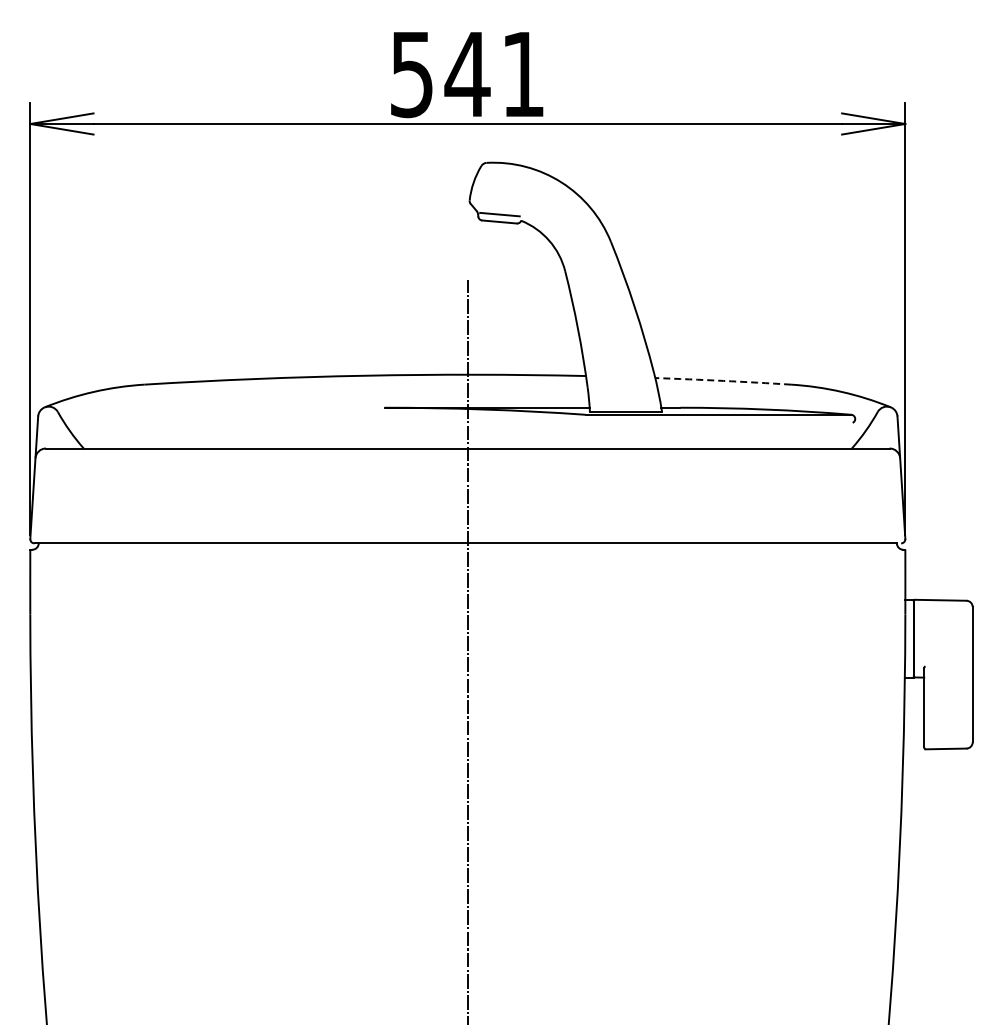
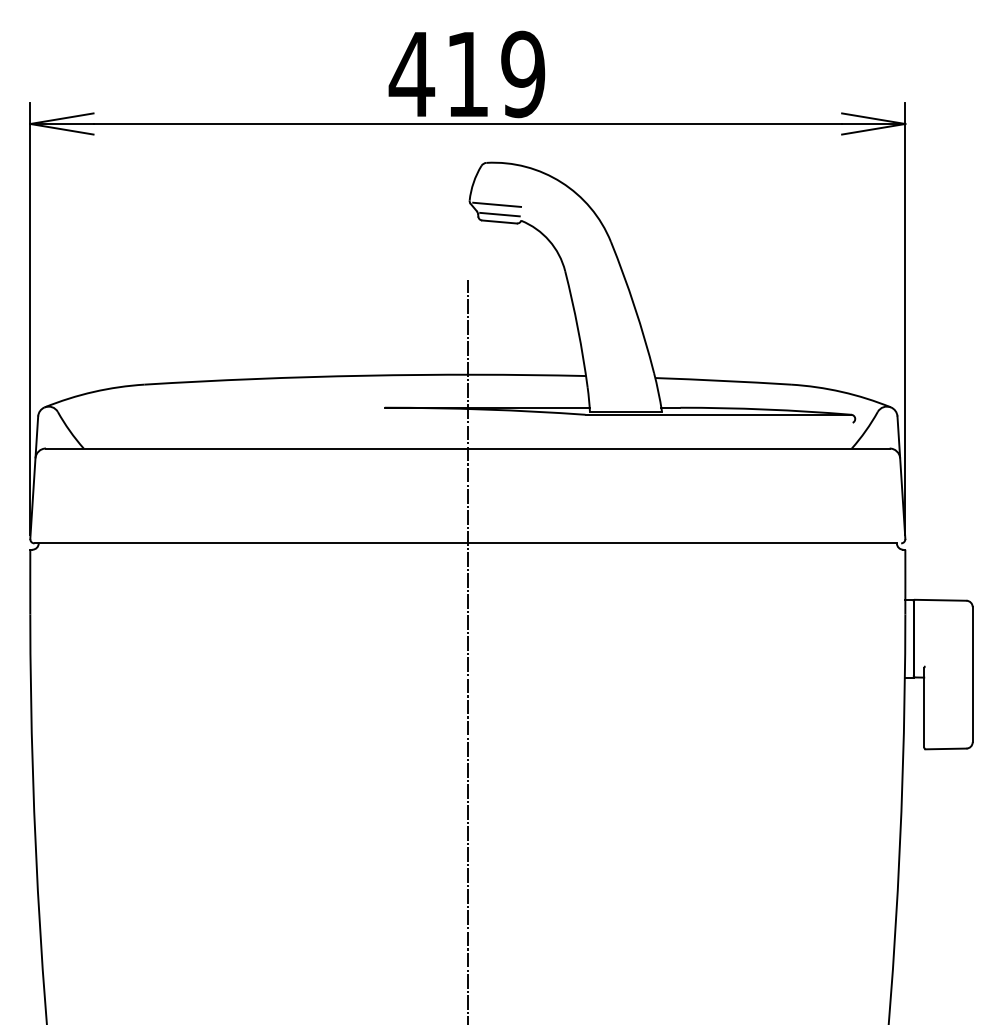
text: 541 -> 419 (466, 74)
line: none -> present (497, 204)
arc: dashed -> solid (723, 380)
